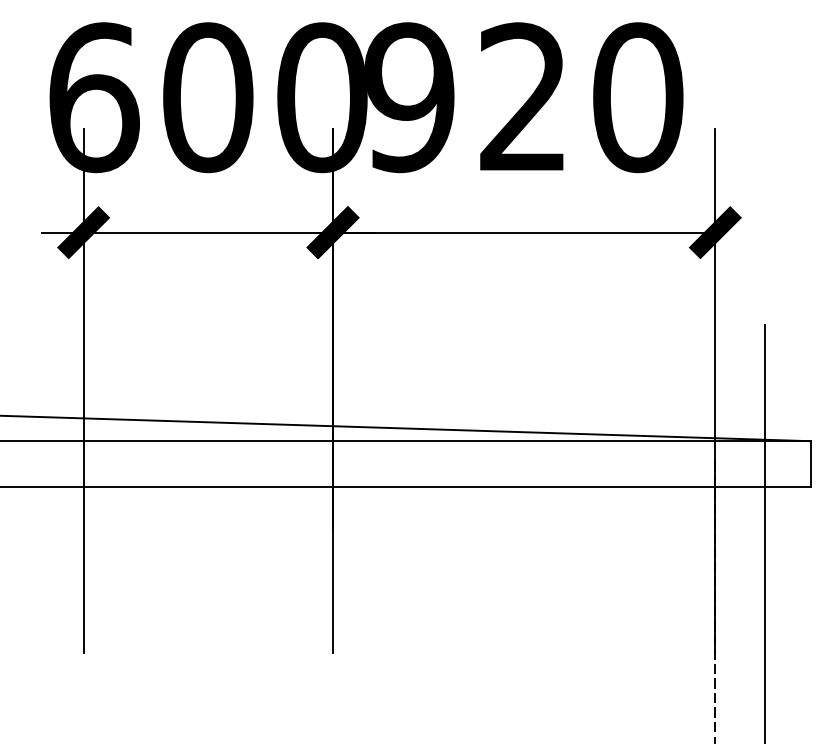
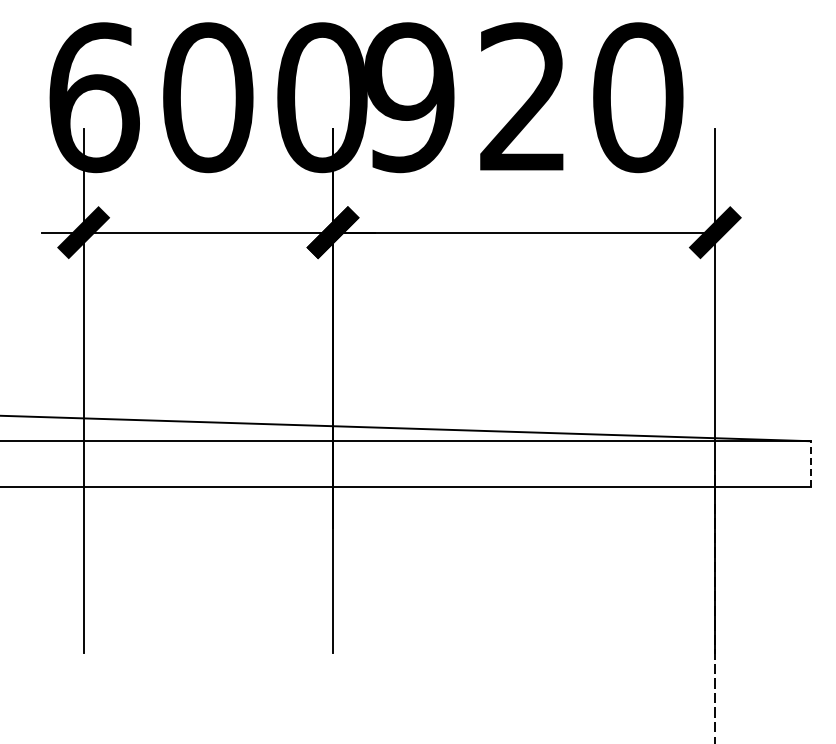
line: solid -> dashed (810, 464)
line: present -> none (765, 532)
